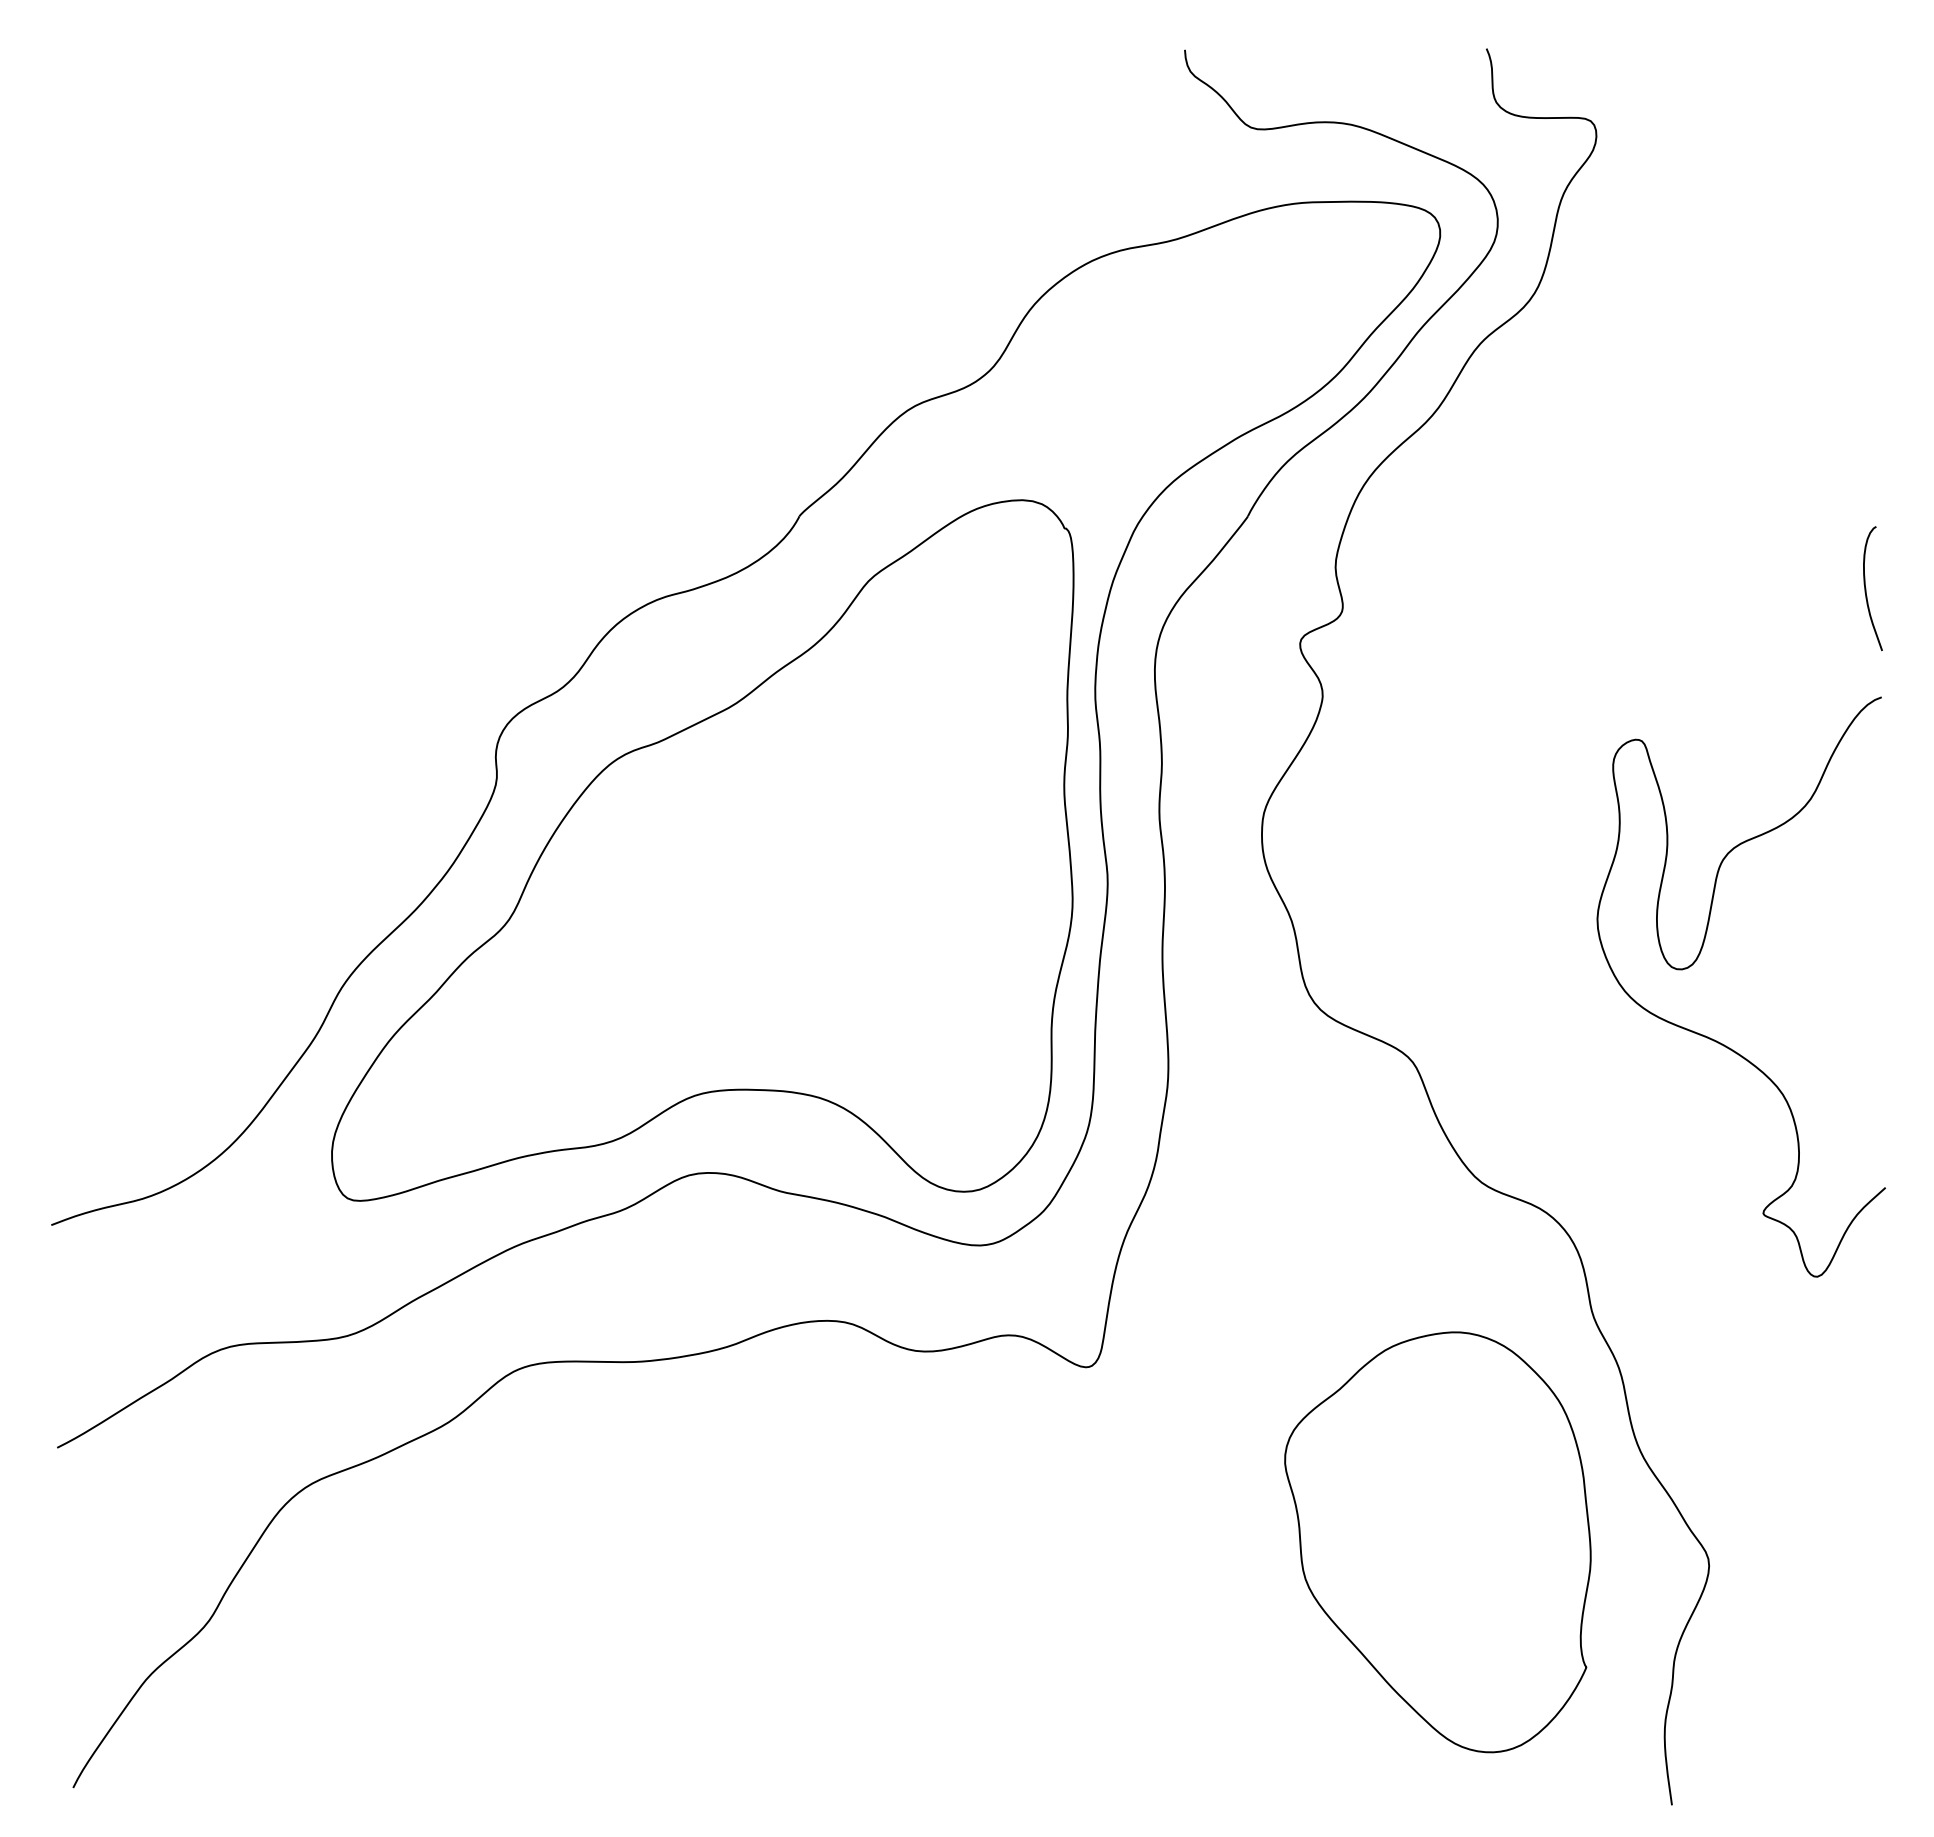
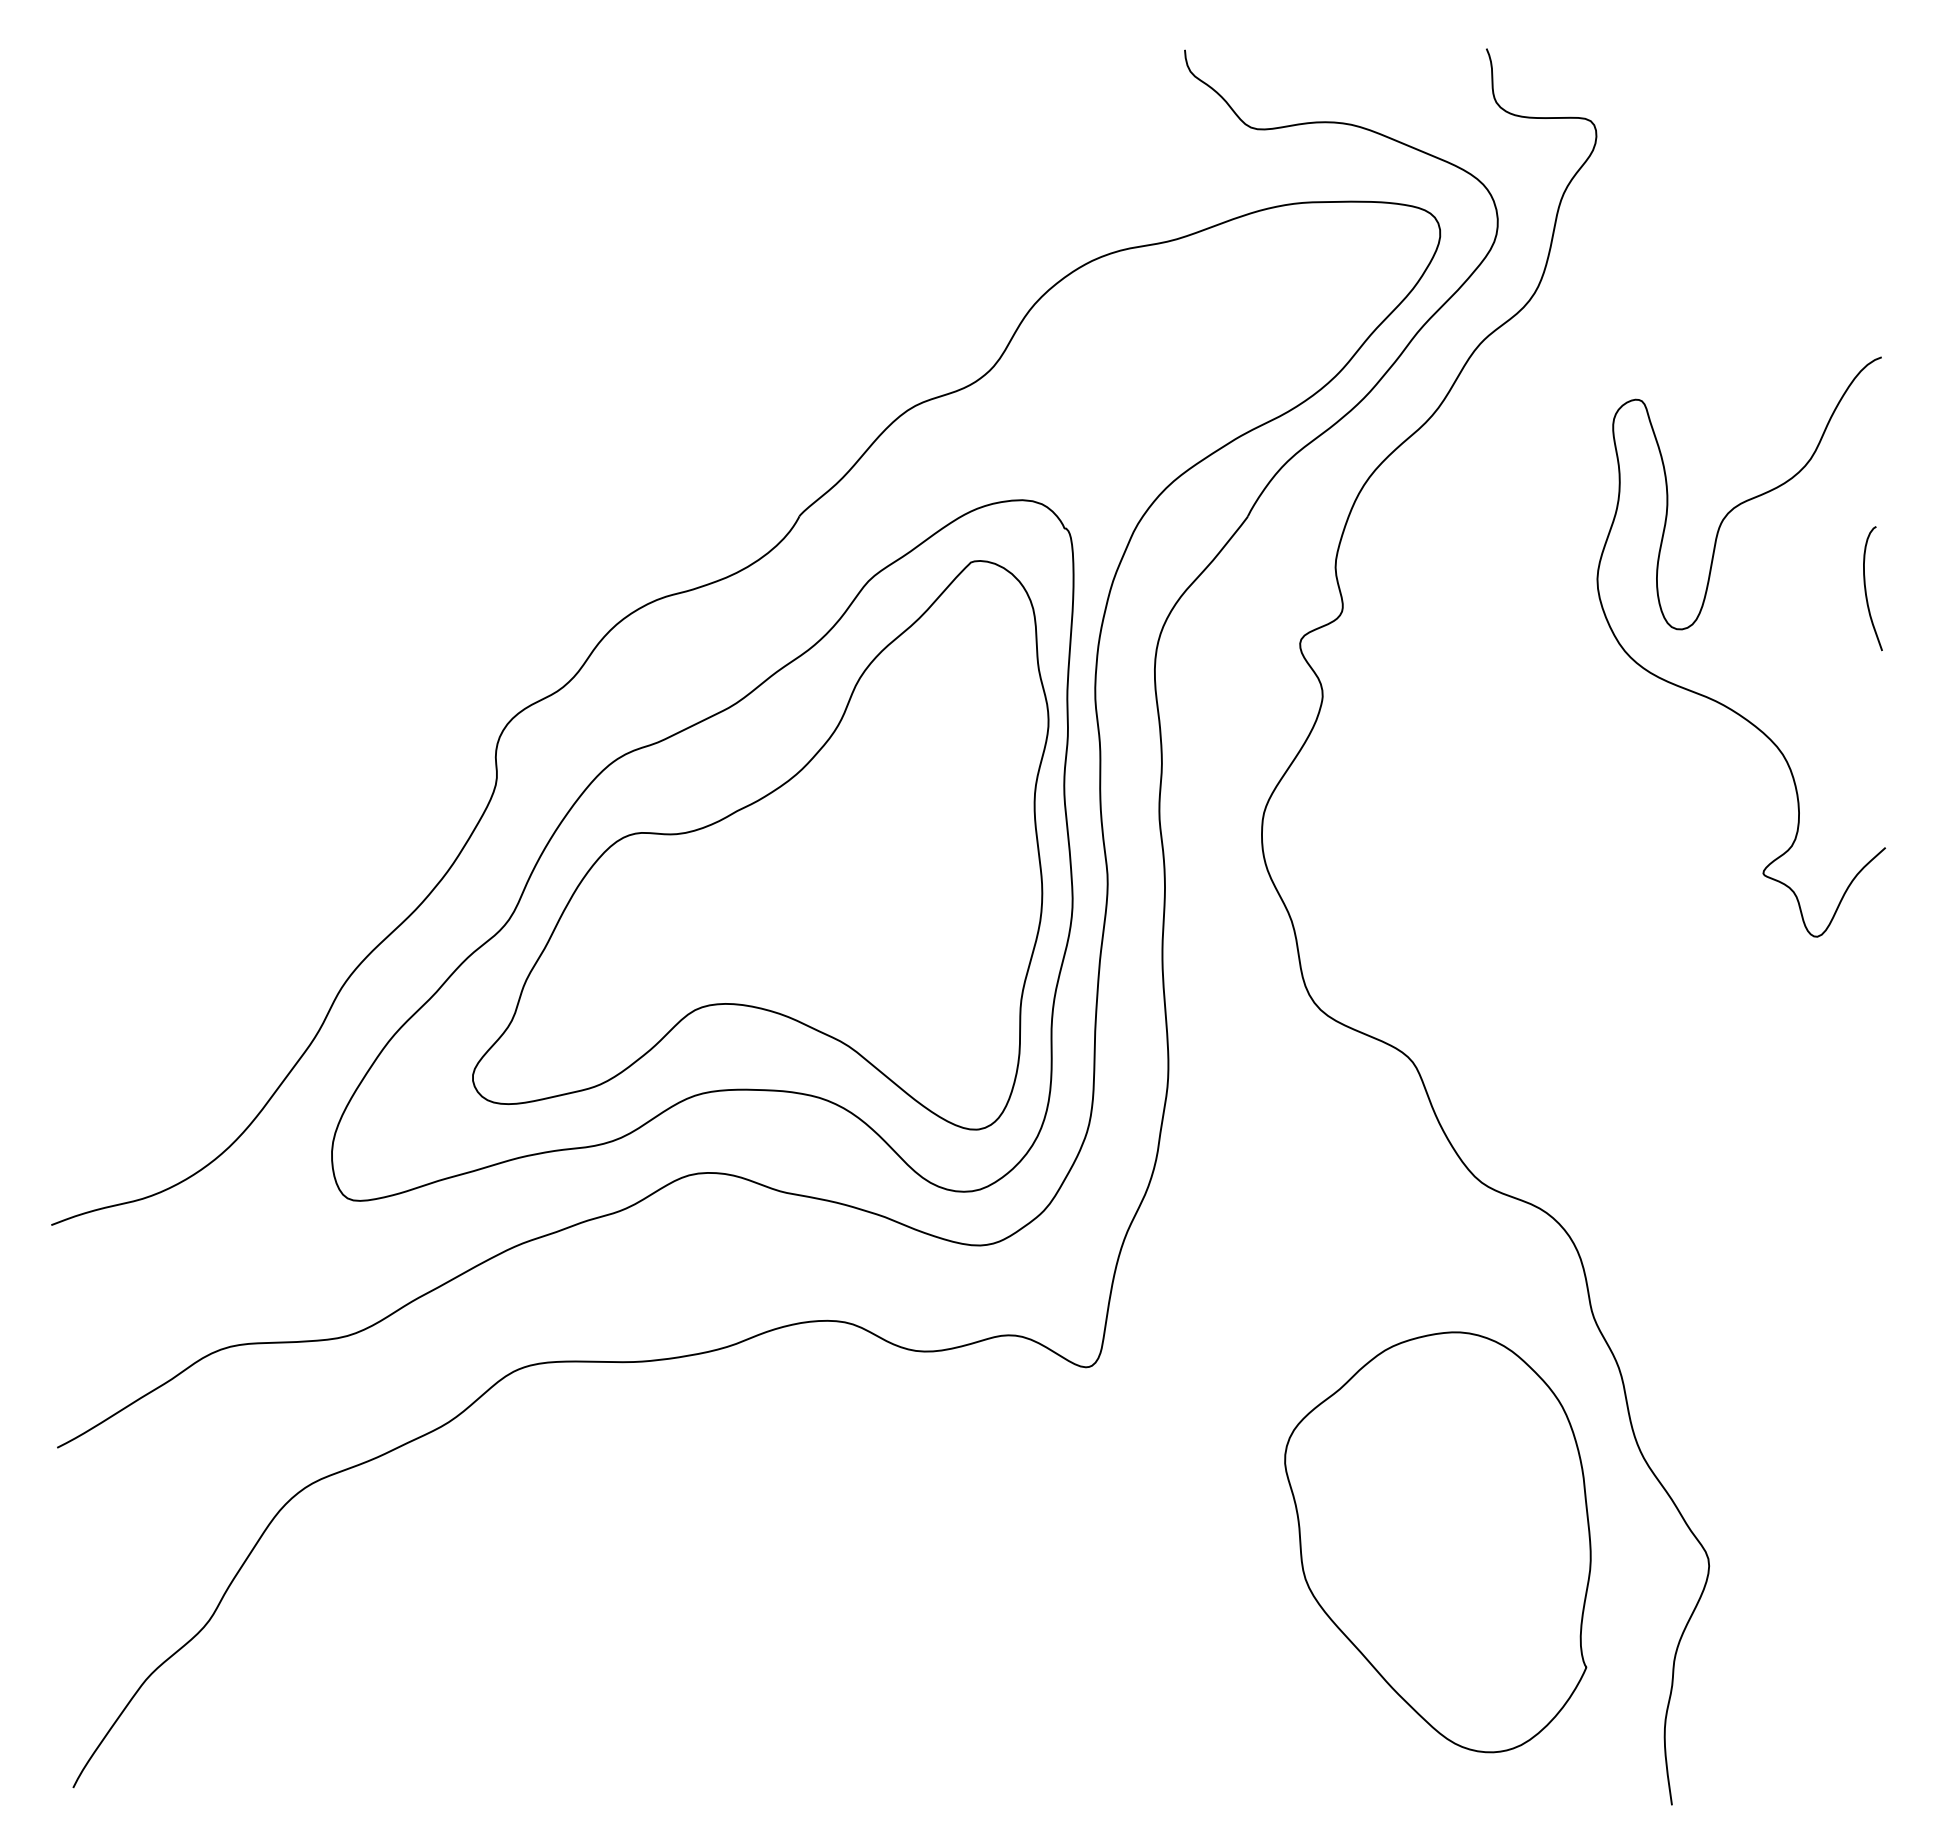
part: none -> present (760, 845)
curve position: (1698, 958) -> (1698, 618) (1698, 618)
